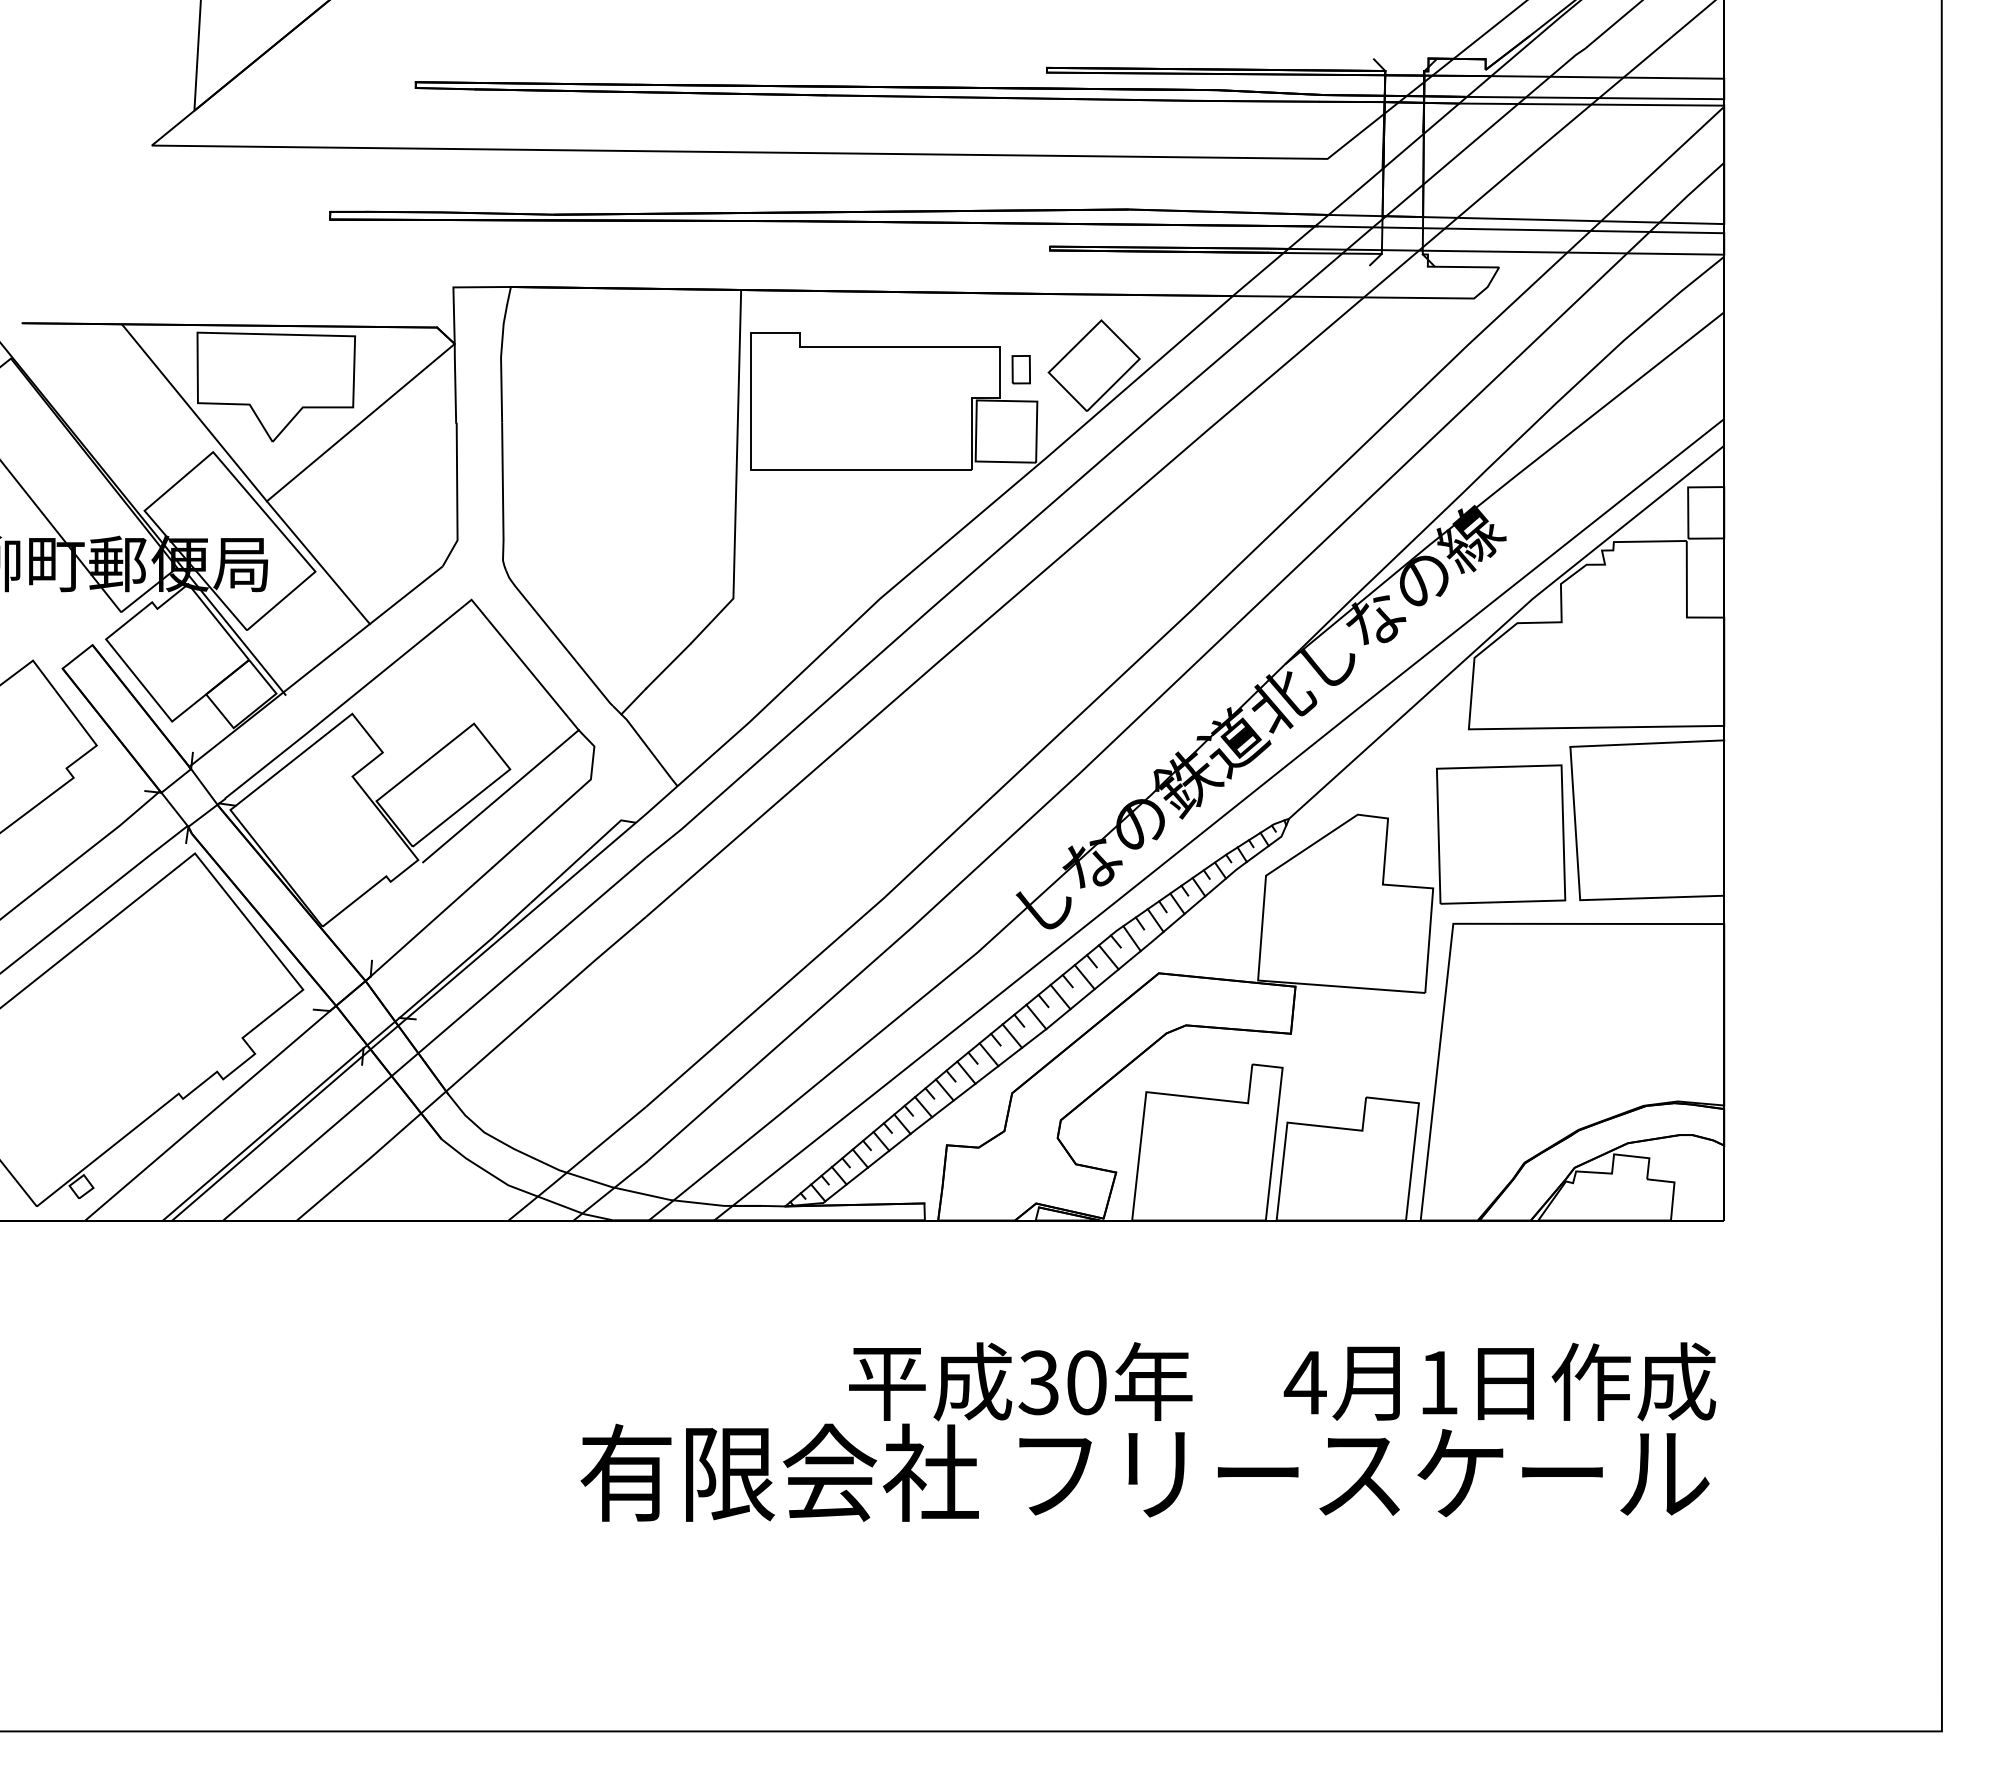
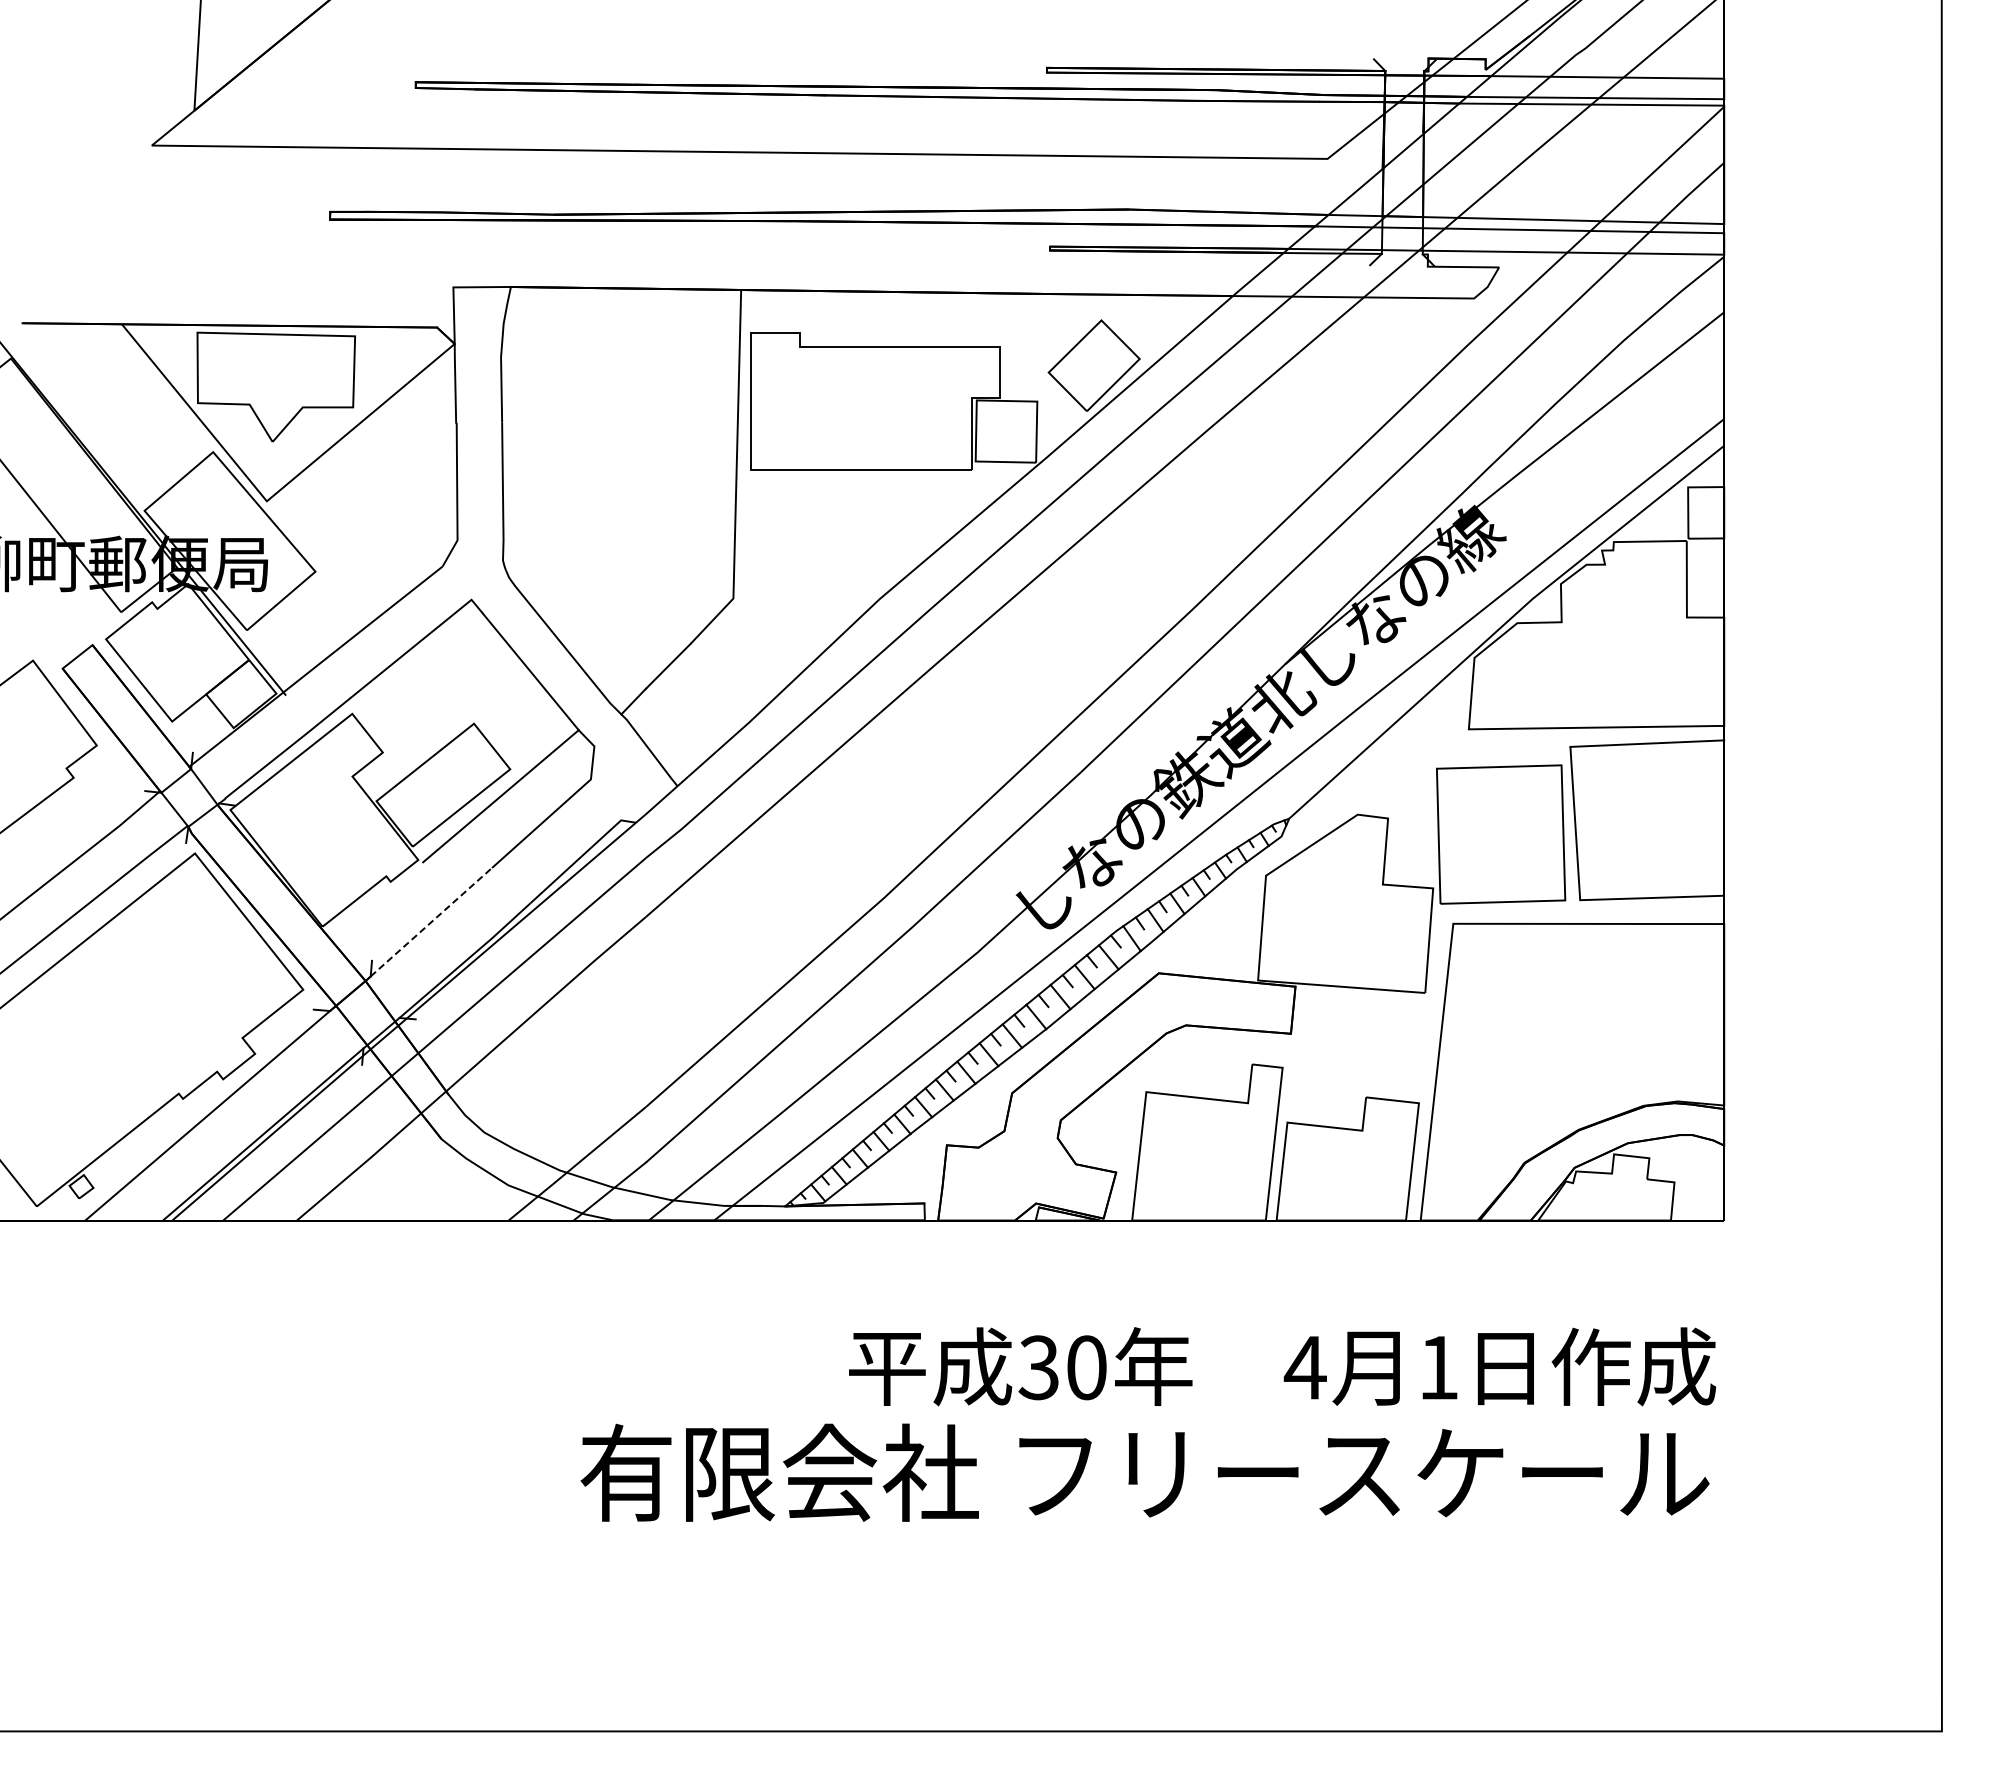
part: present -> none (1020, 369)
line: present -> none (317, 562)
line: solid -> dashed (431, 921)
text position: (1282, 1381) -> (1282, 1366) (1282, 1366)
